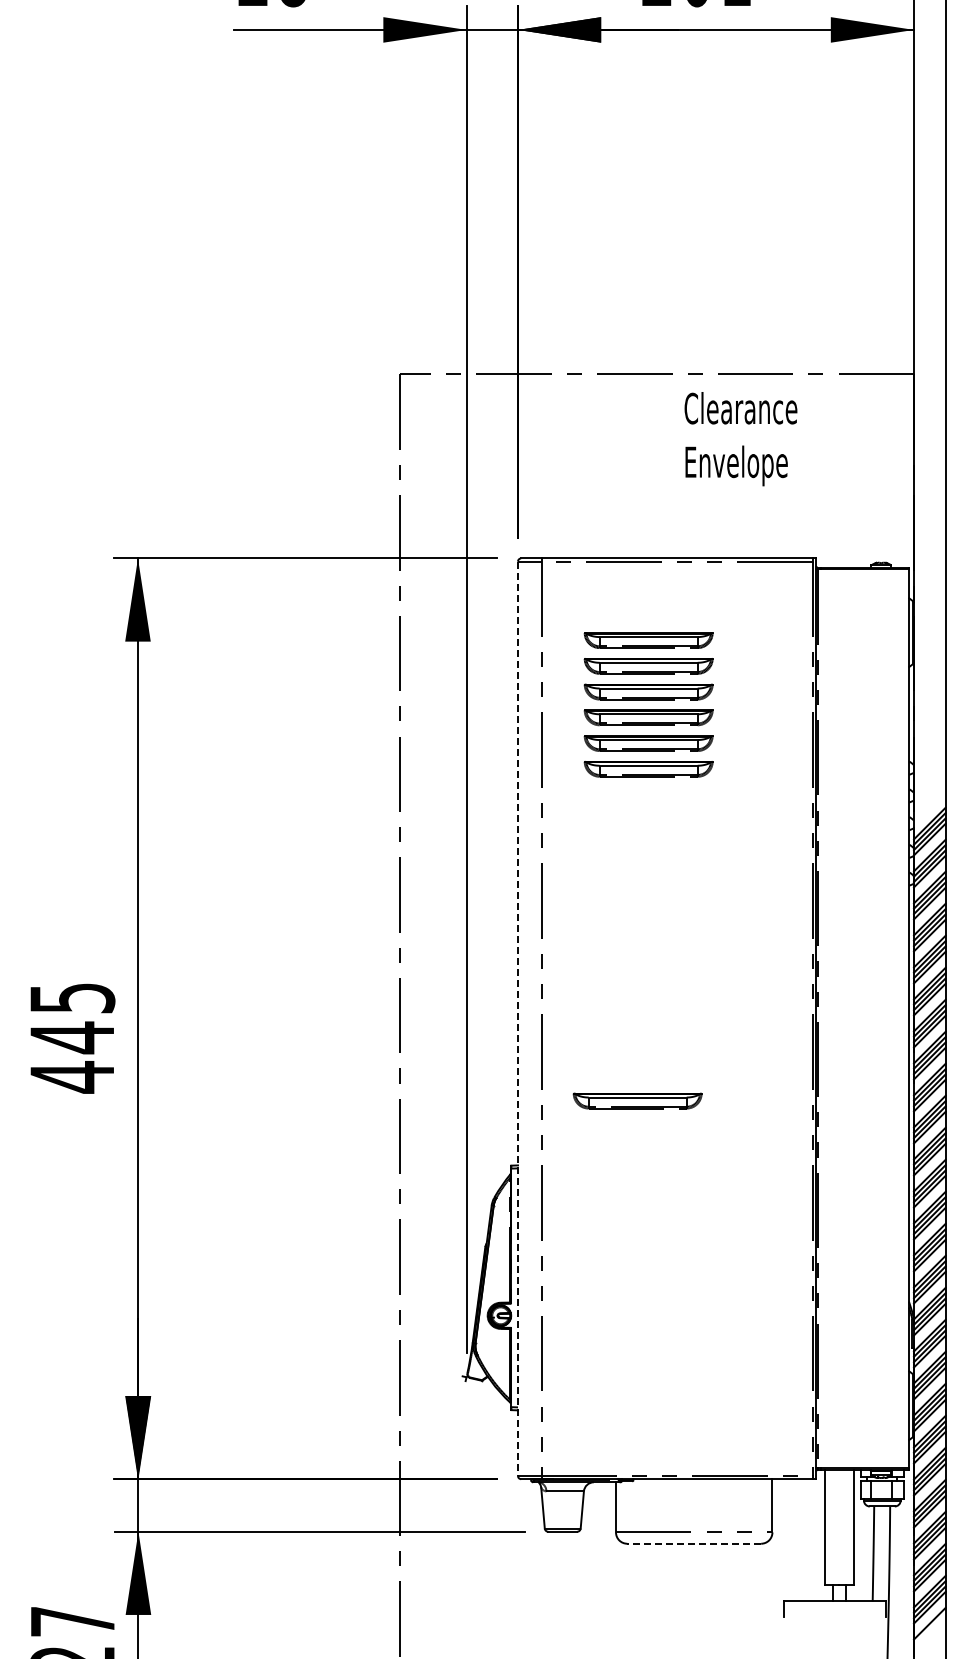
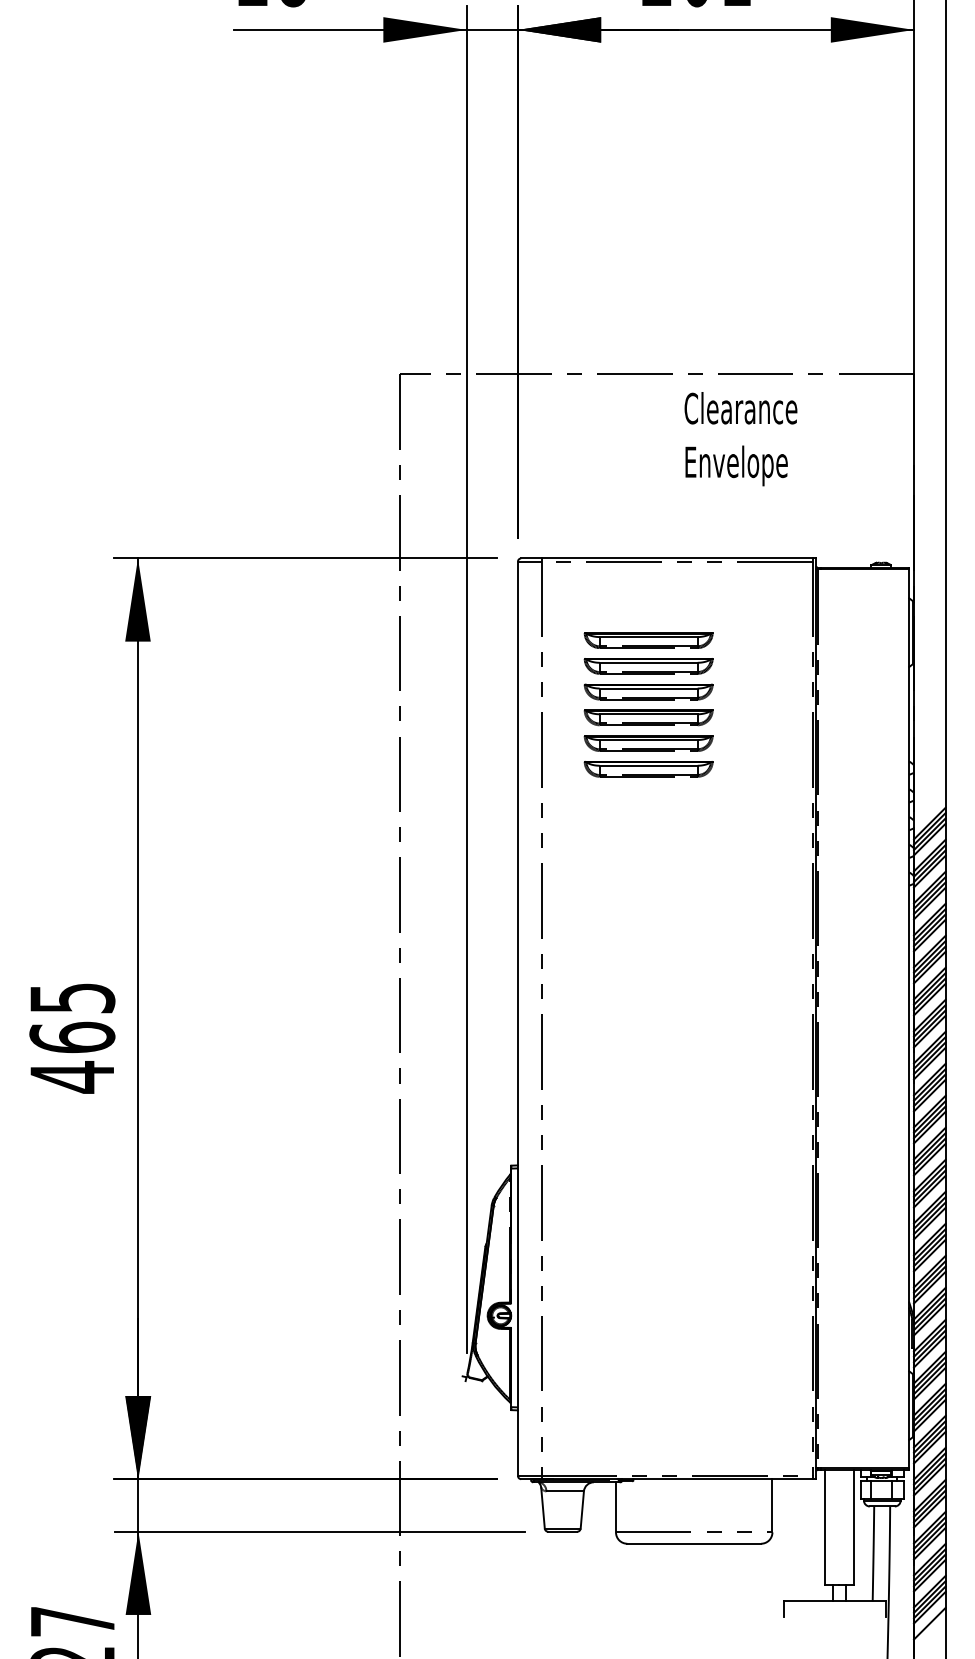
line: dashed -> solid (518, 1019)
text: 445 -> 465 (72, 1037)
part: present -> none (637, 1100)
line: dashed -> solid (694, 1543)
